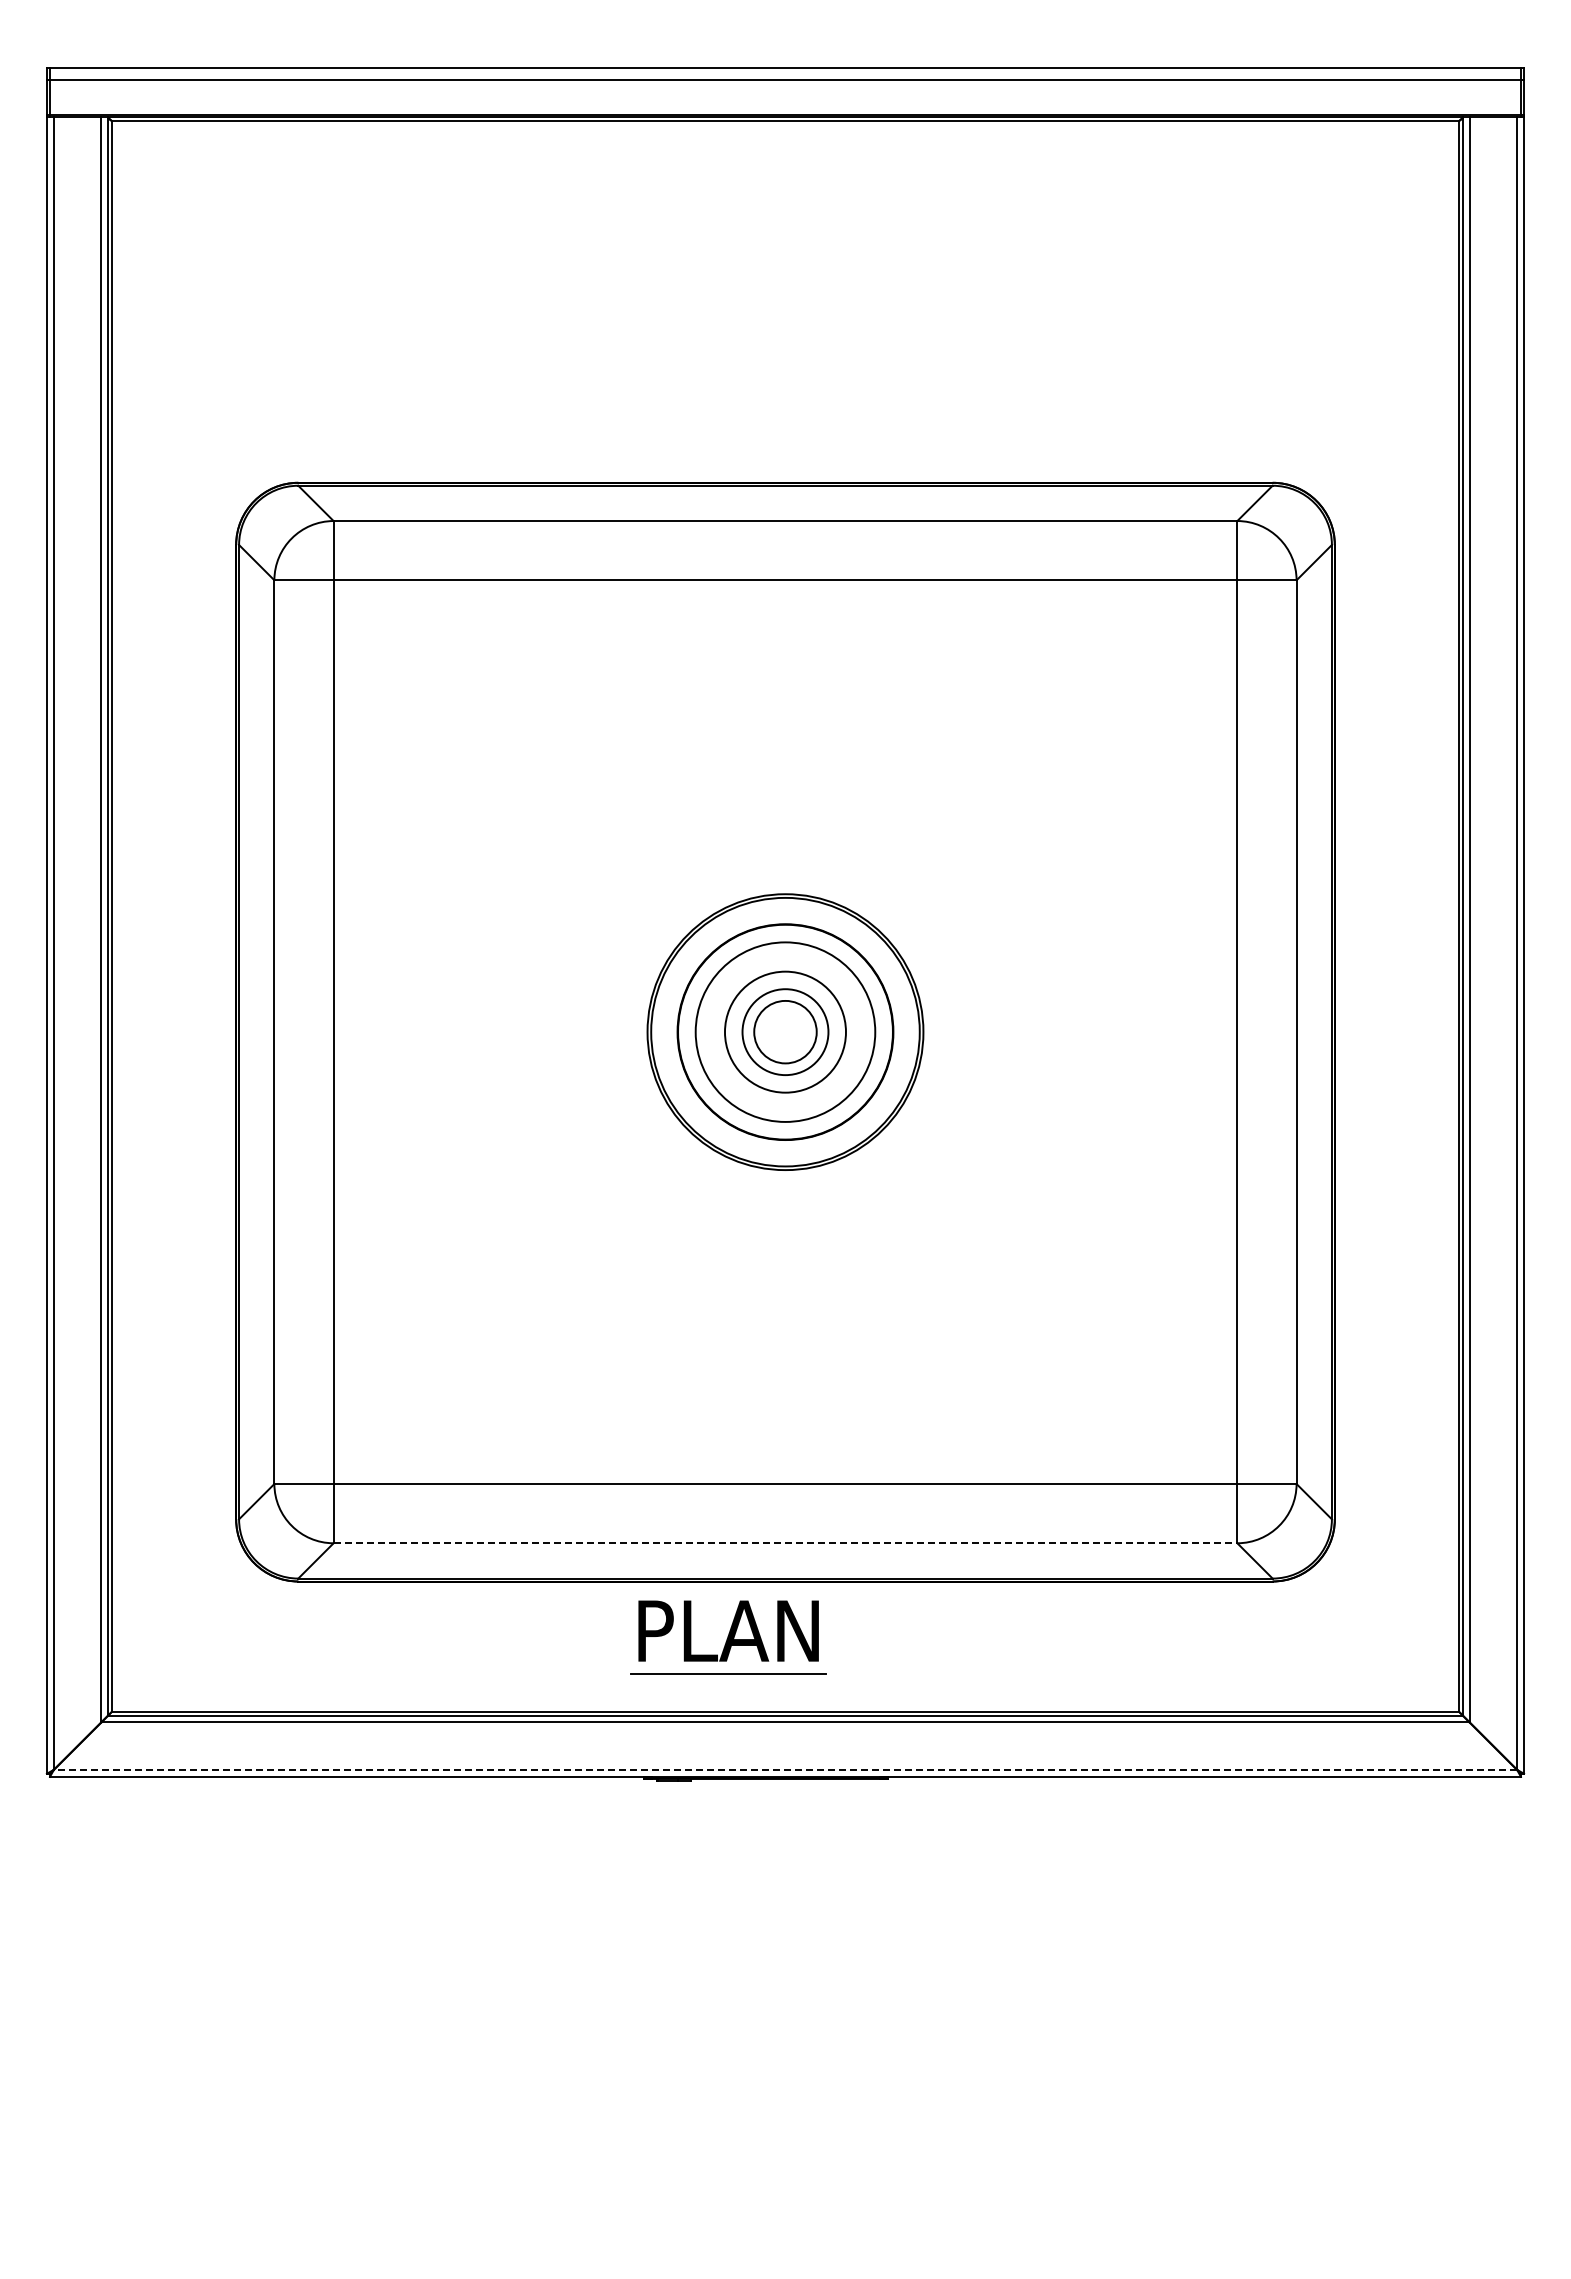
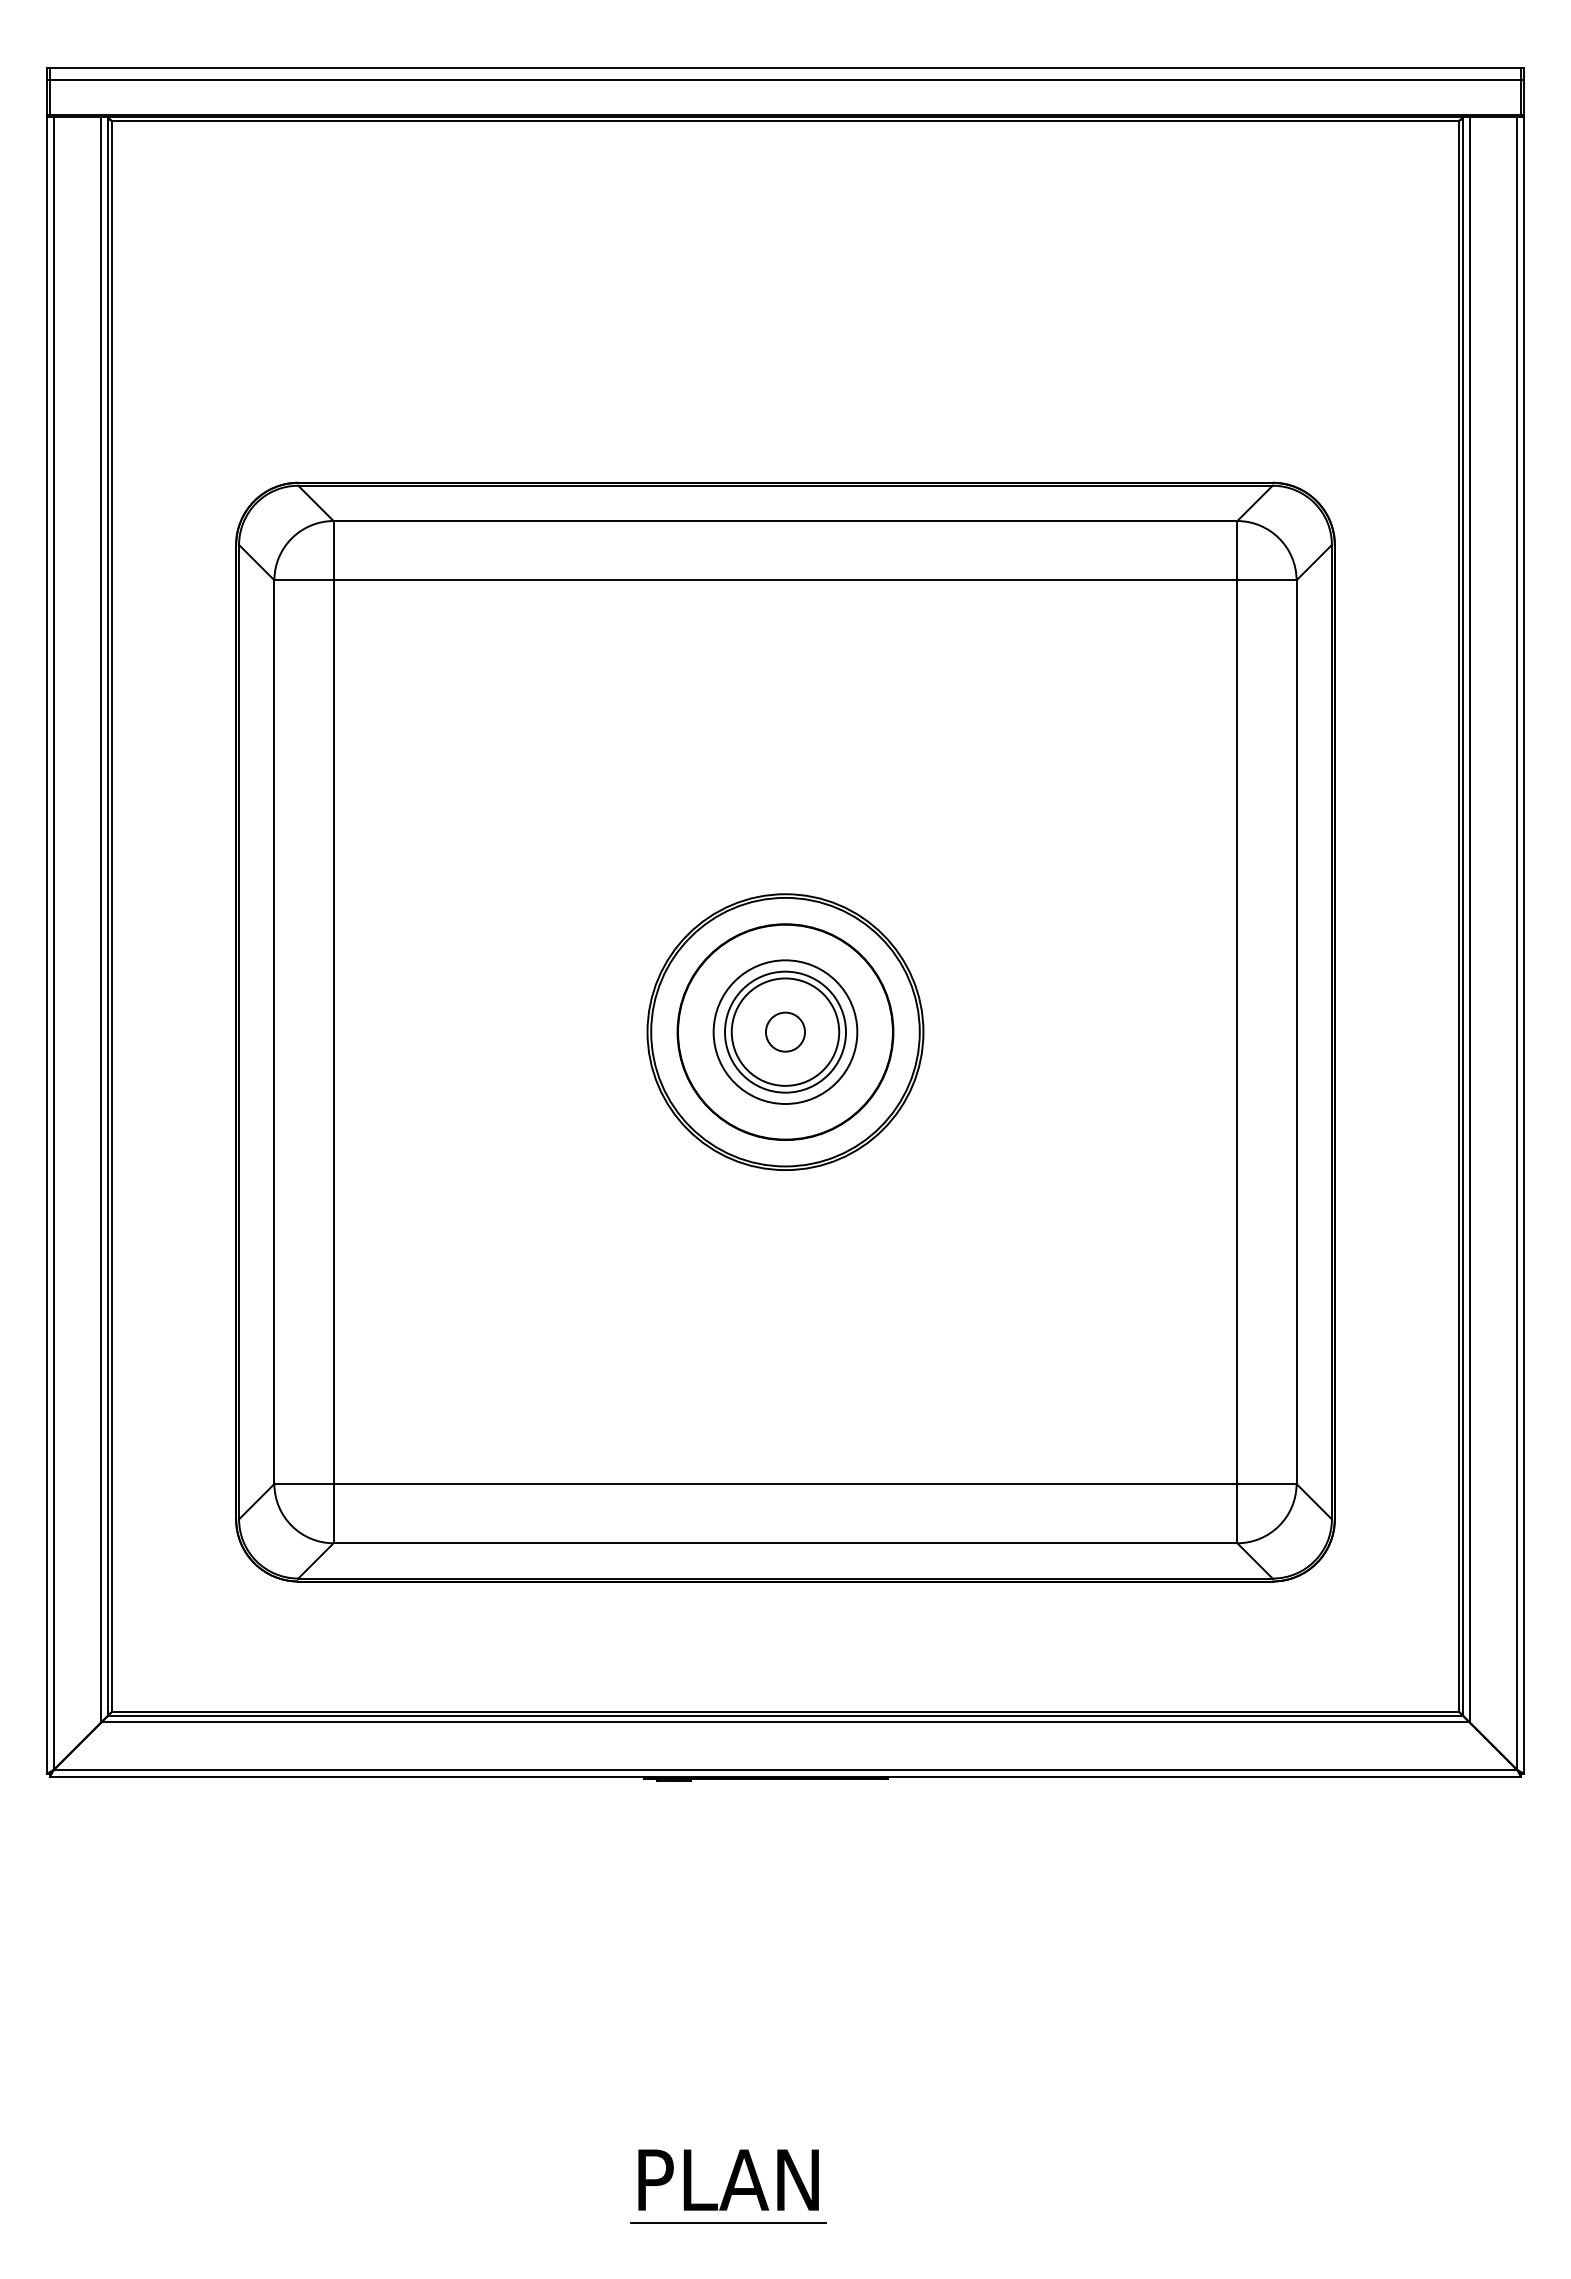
circle diameter: 180 px -> 144 px (785, 1032)
circle diameter: 63 px -> 39 px (785, 1031)
circle diameter: 86 px -> 107 px (785, 1031)
line: dashed -> solid (785, 1543)
part position: (728, 1637) -> (728, 2186) (728, 2186)
line: dashed -> solid (785, 1770)
